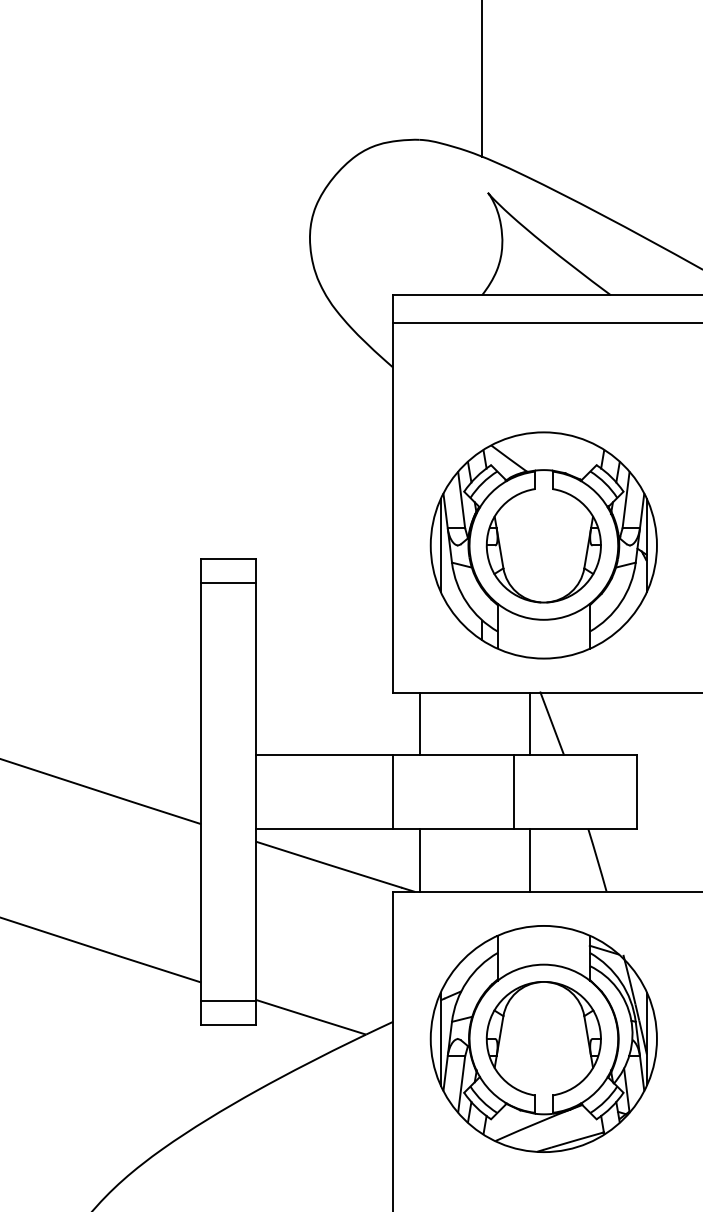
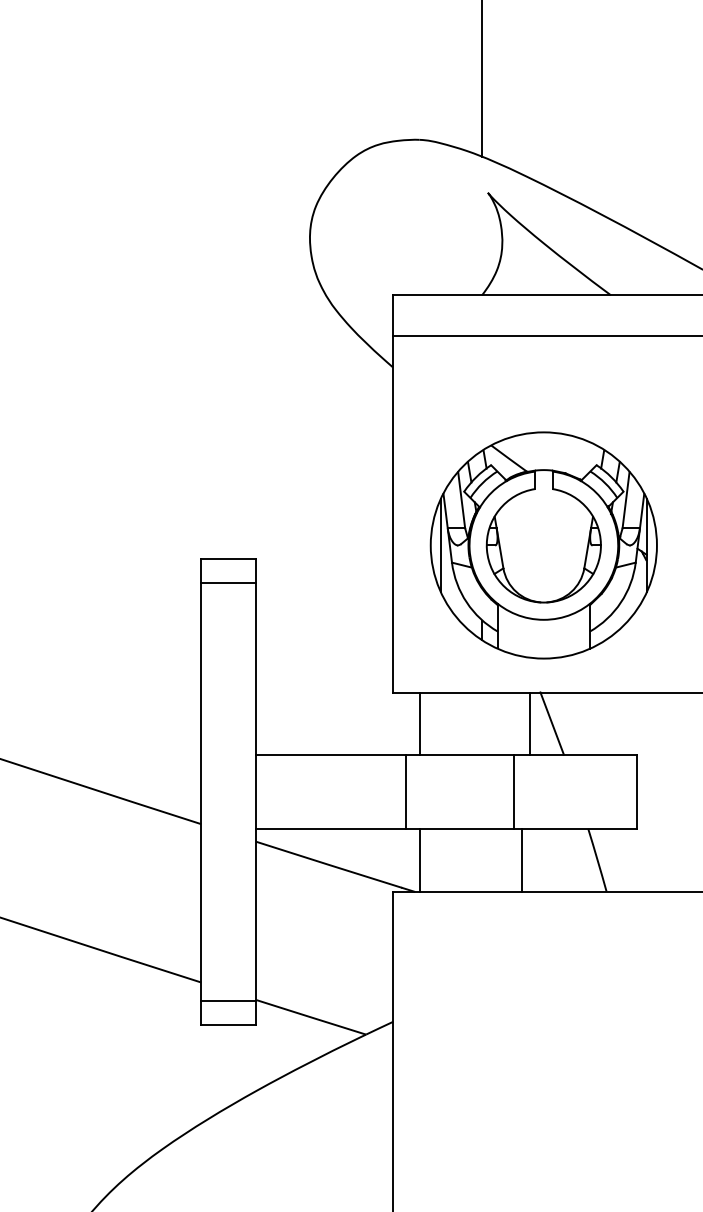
line position: (546, 322) -> (546, 335) (546, 335)
line position: (393, 792) -> (406, 792) (406, 792)
line position: (530, 860) -> (522, 860) (522, 860)
part: present -> none (543, 1038)
